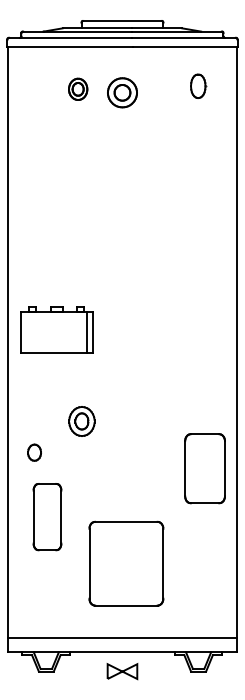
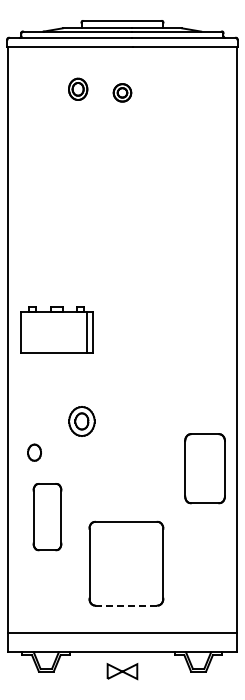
part: present -> none (198, 85)
part size: 31x32 px -> 21x20 px (122, 92)
line: solid -> dashed (126, 605)
line position: (122, 638) -> (122, 633) (122, 633)
